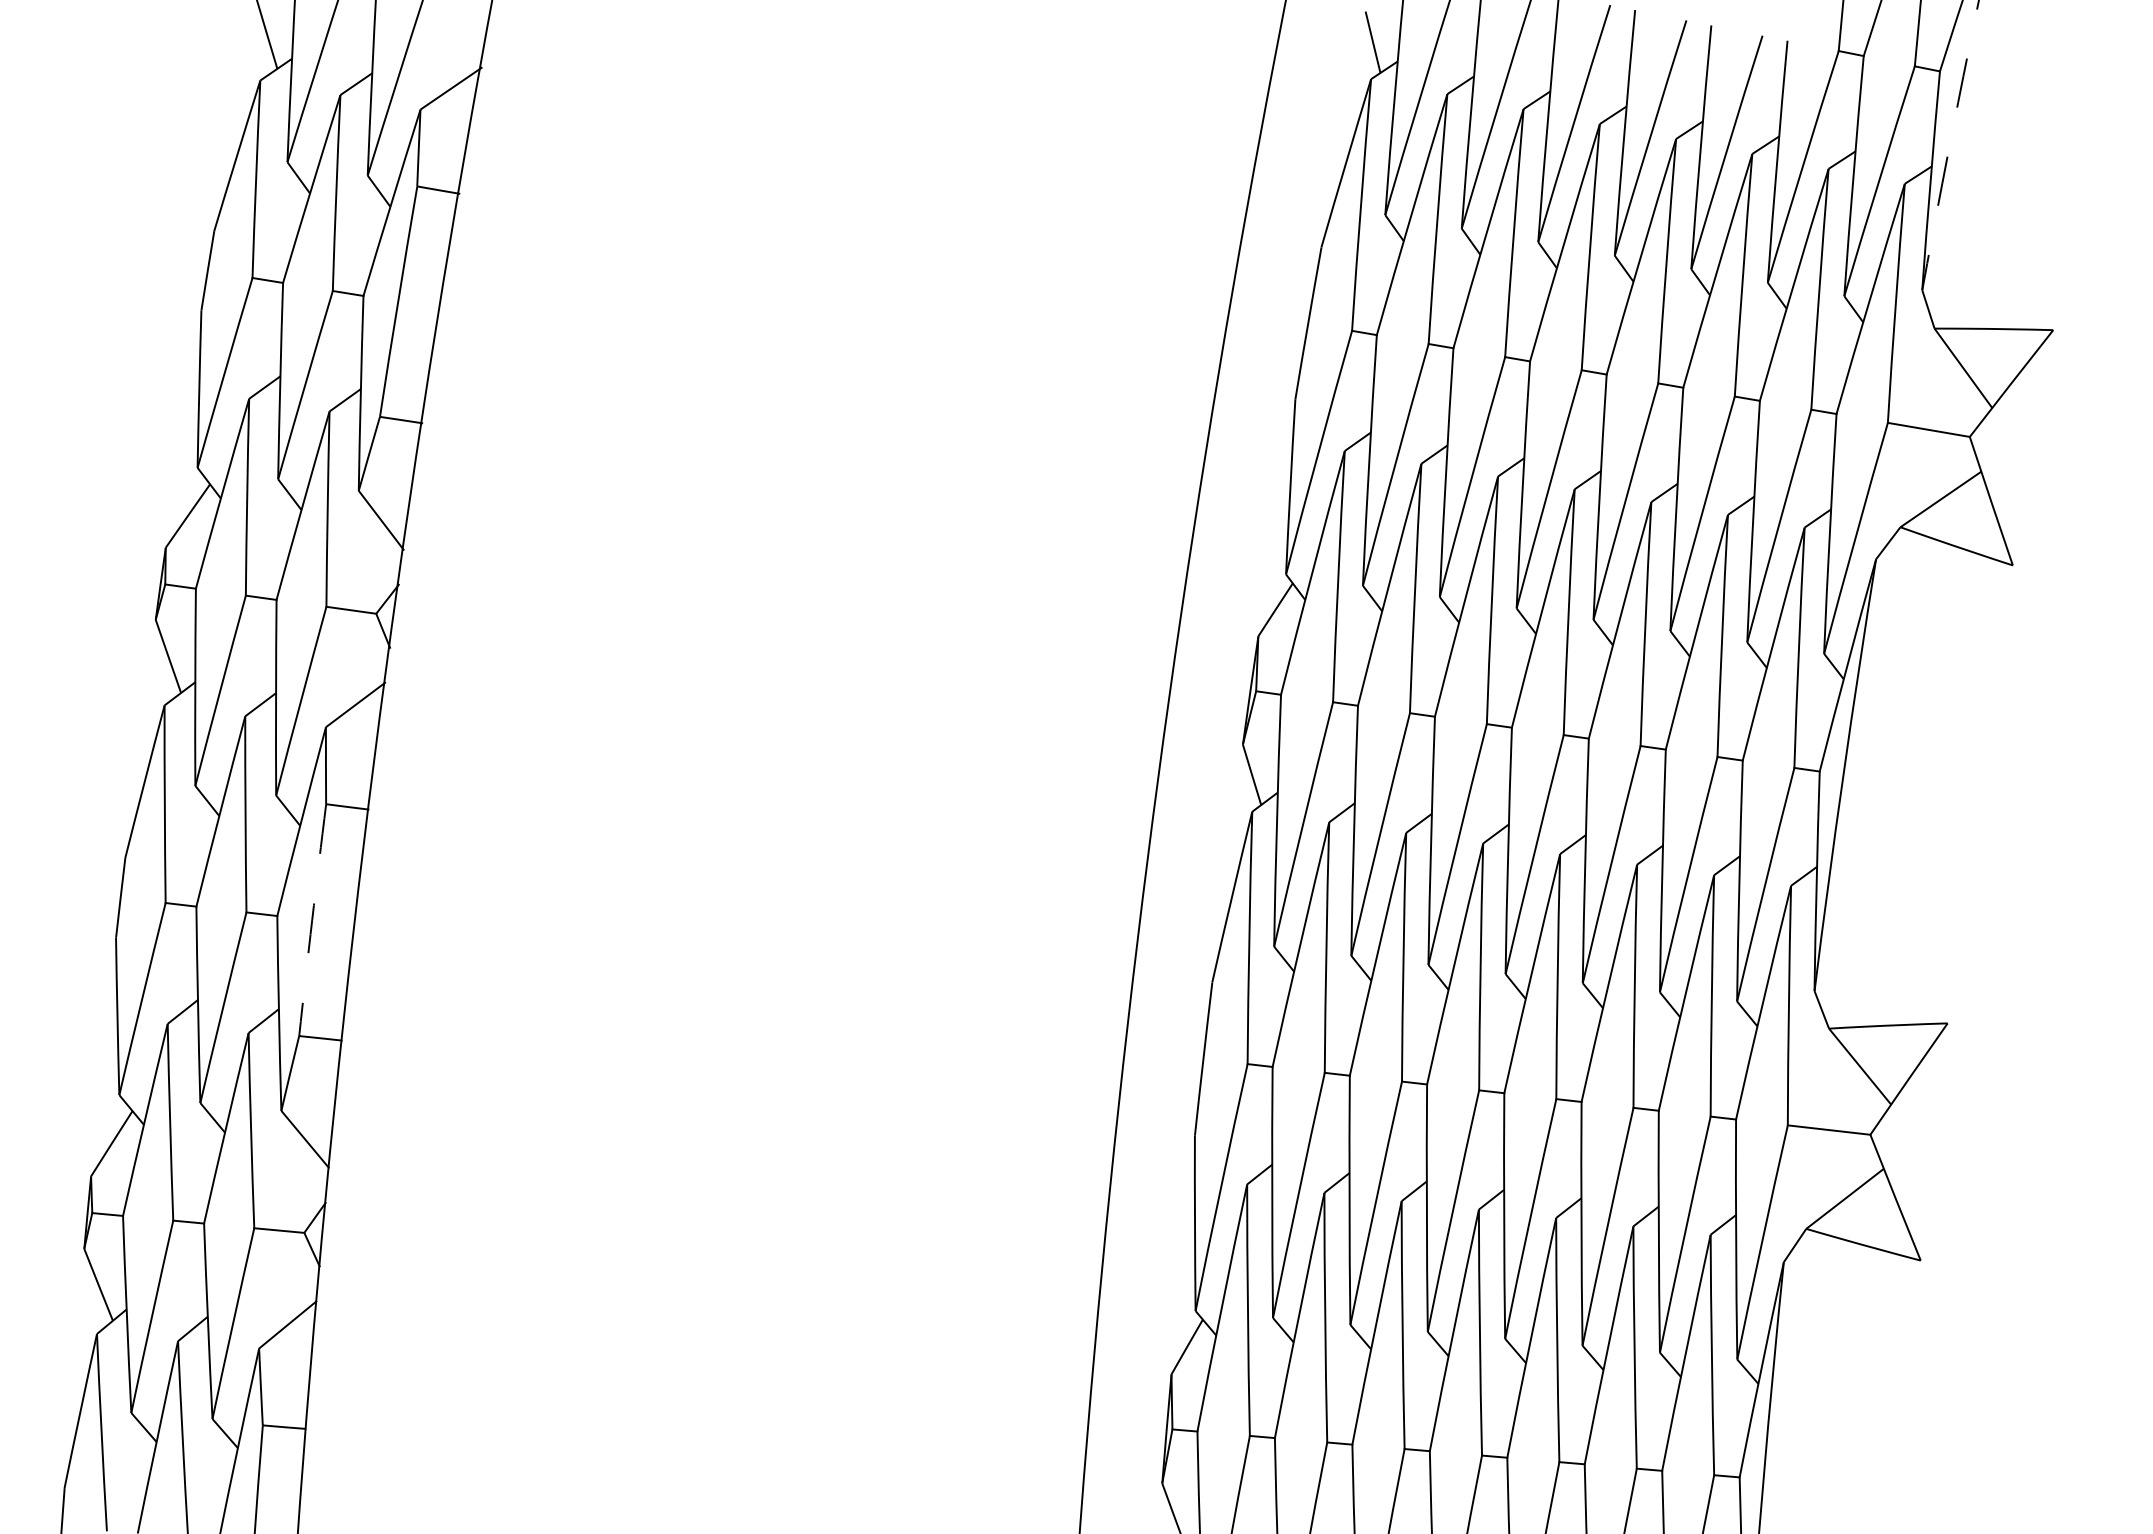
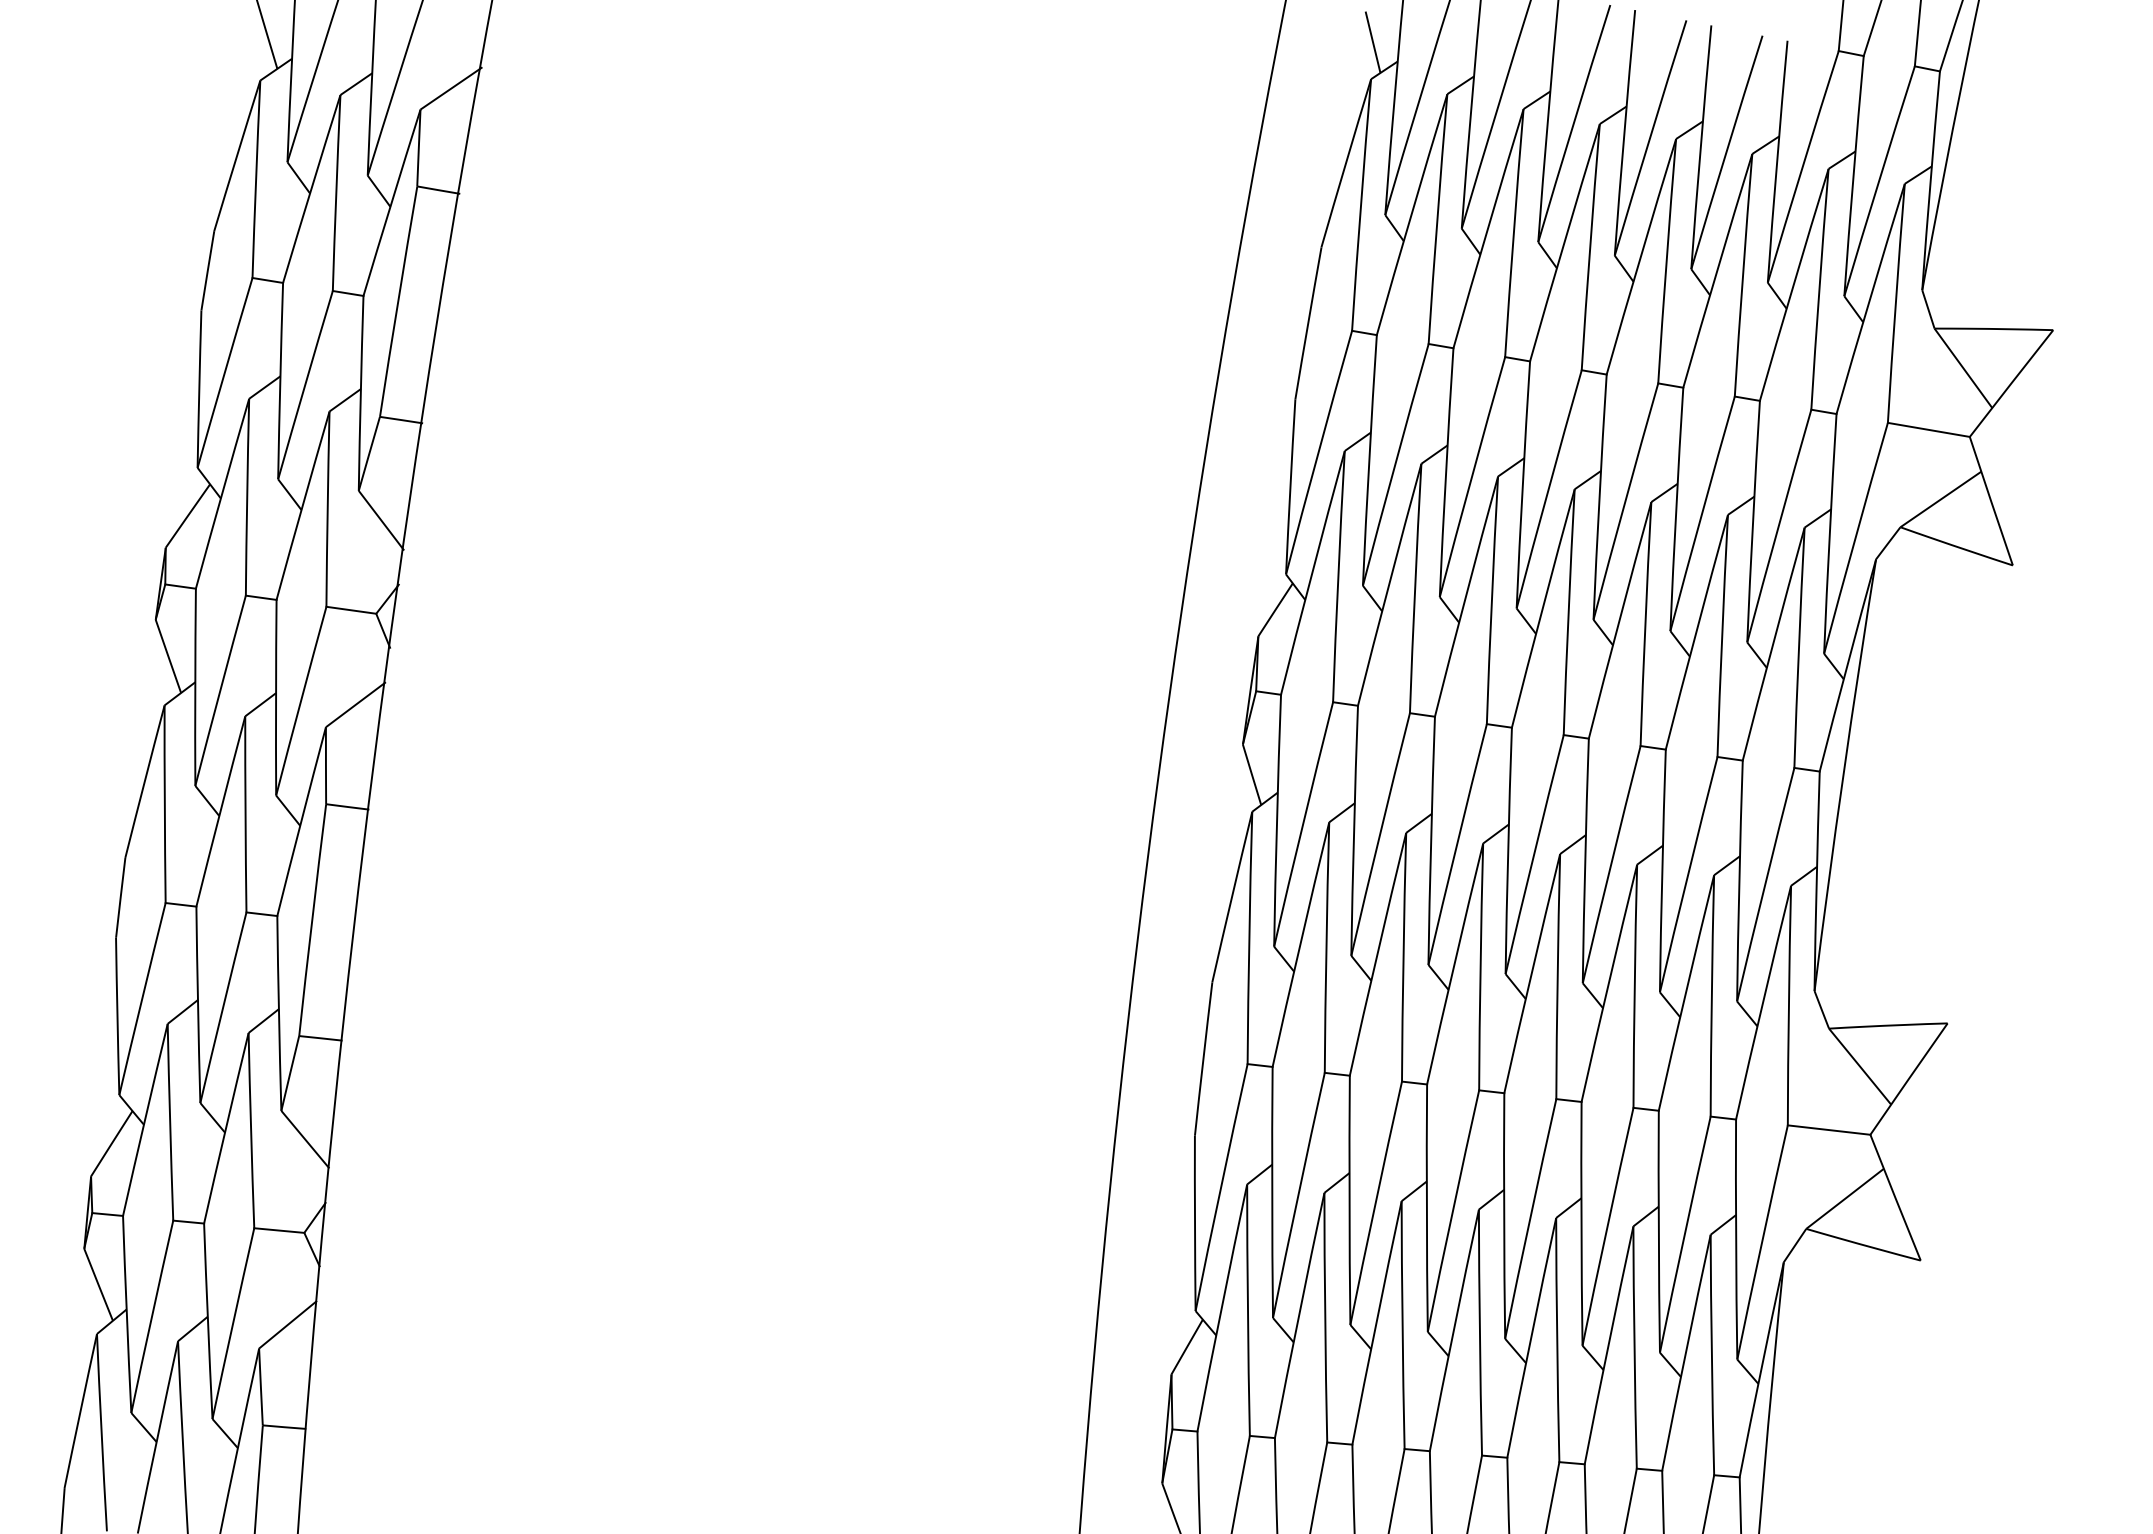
arc: dashed -> solid (1949, 145)
arc: dashed -> solid (312, 920)
